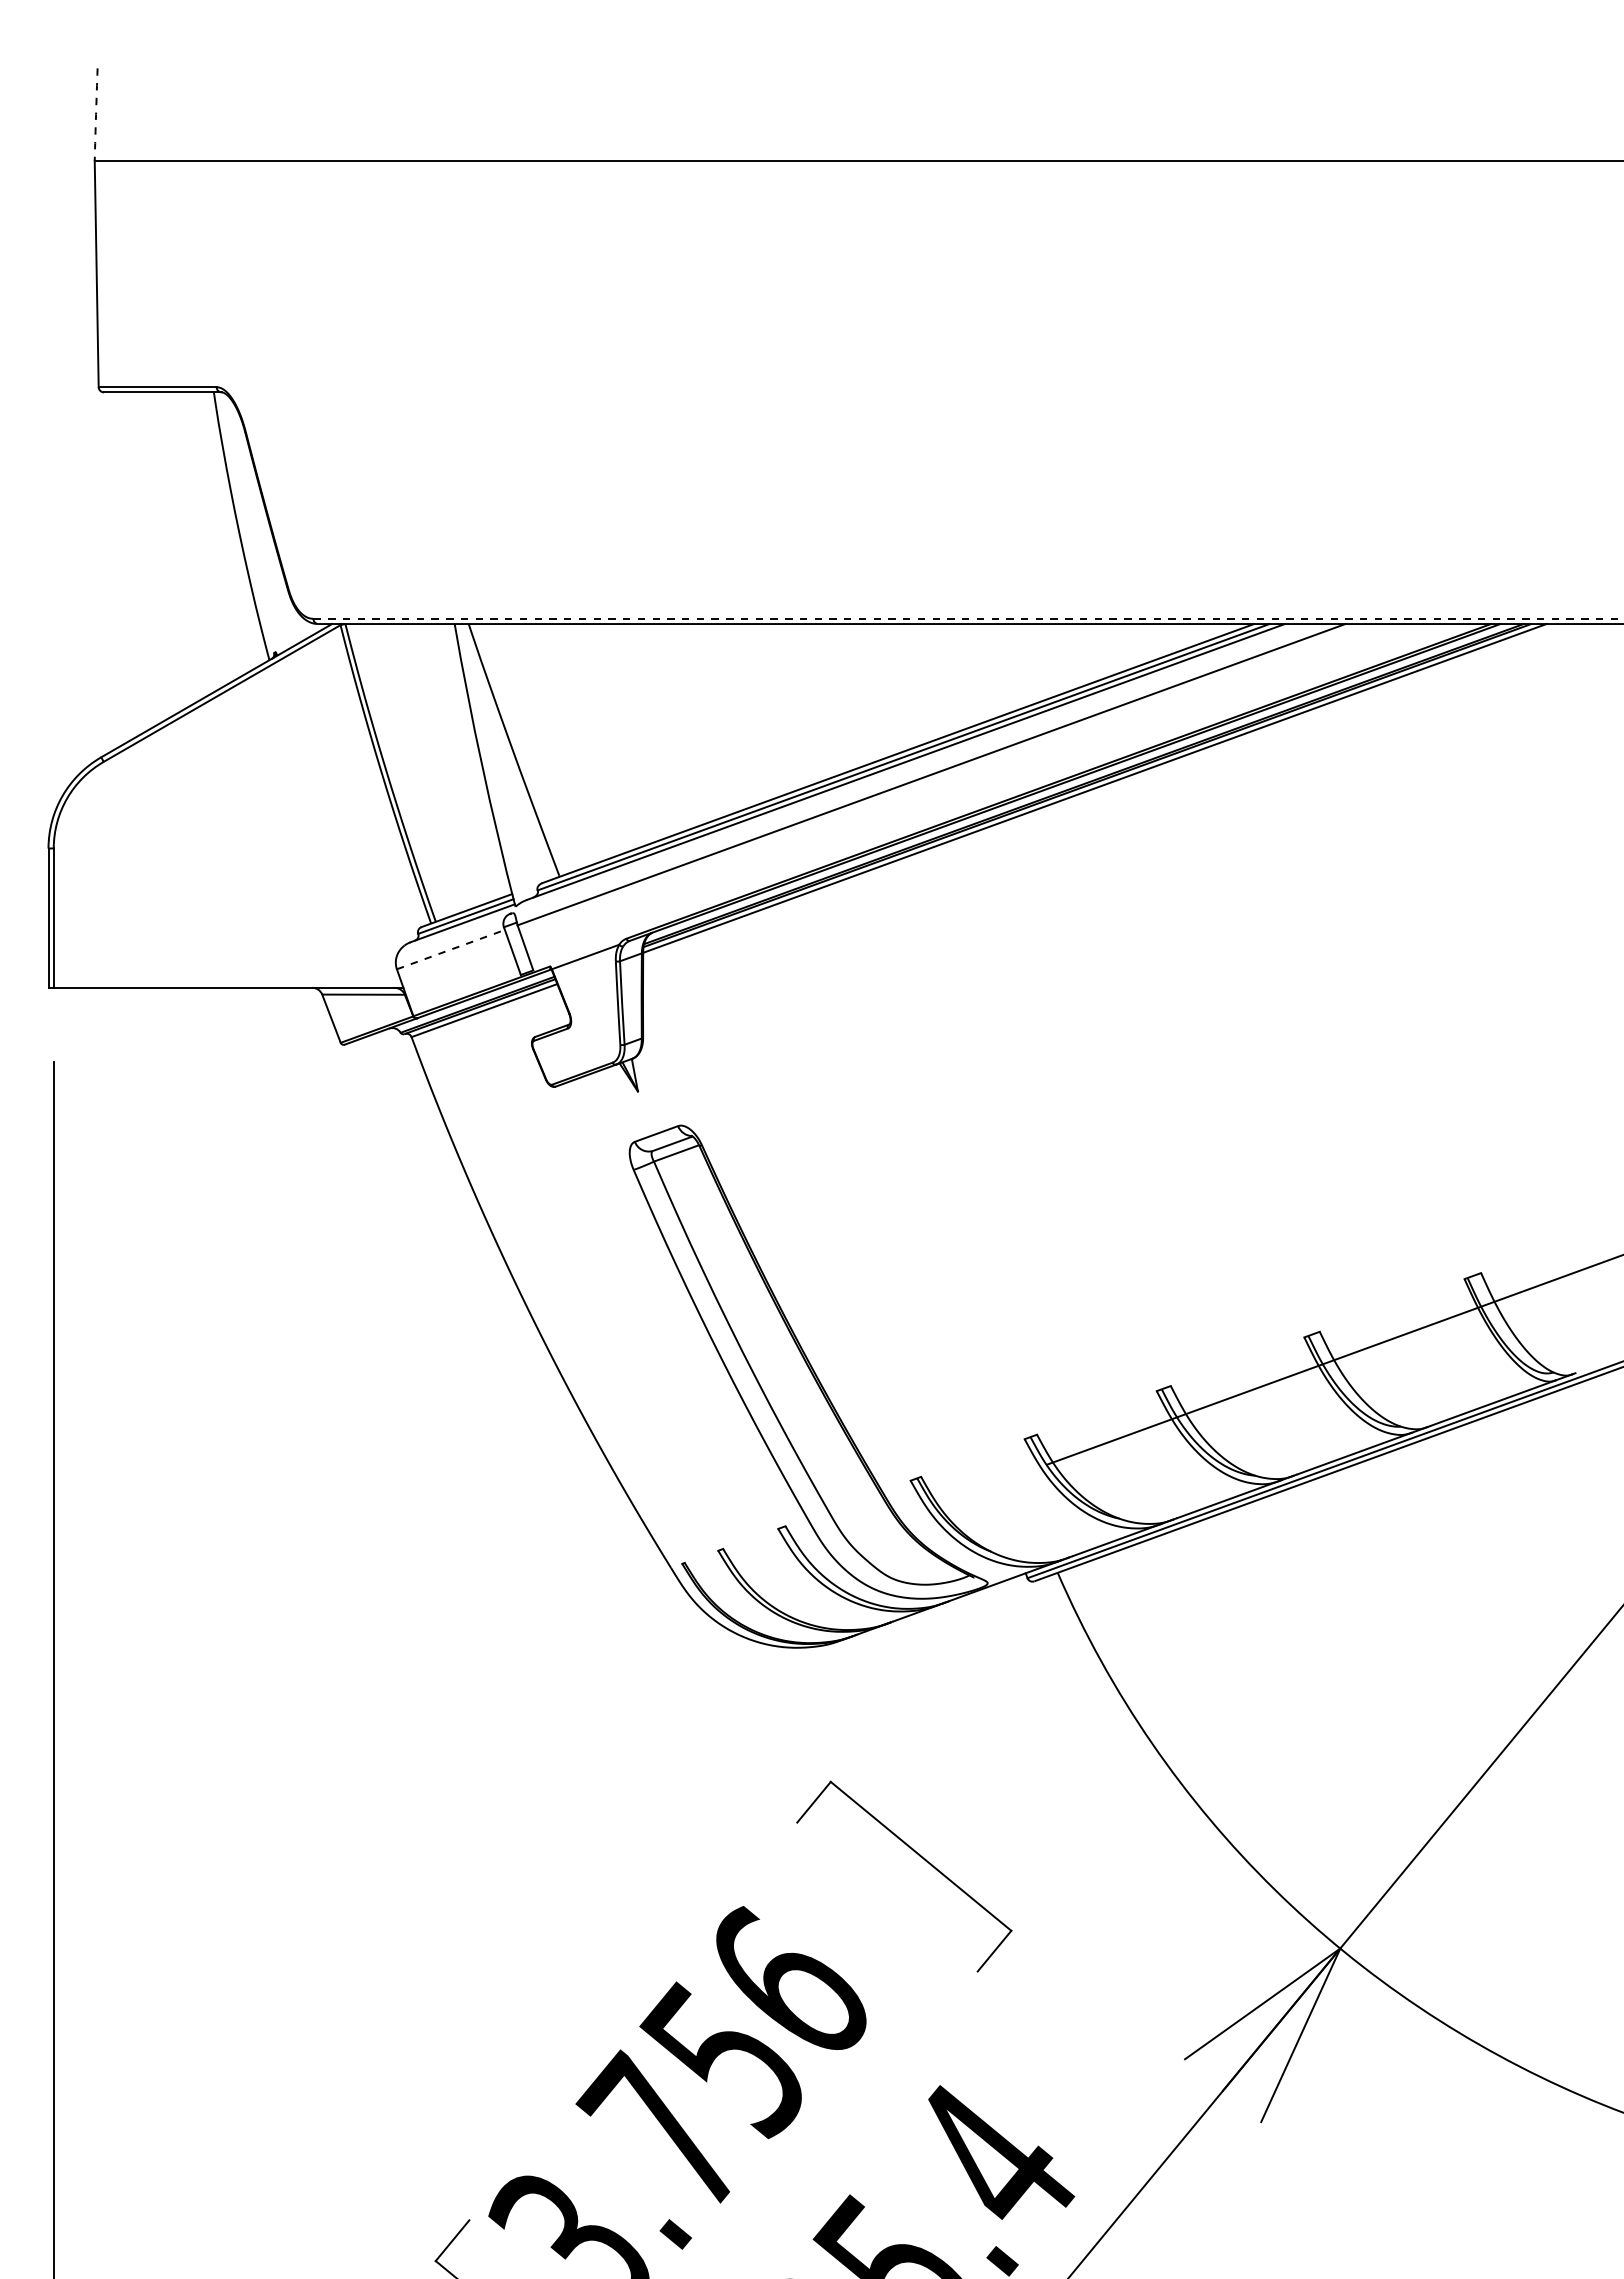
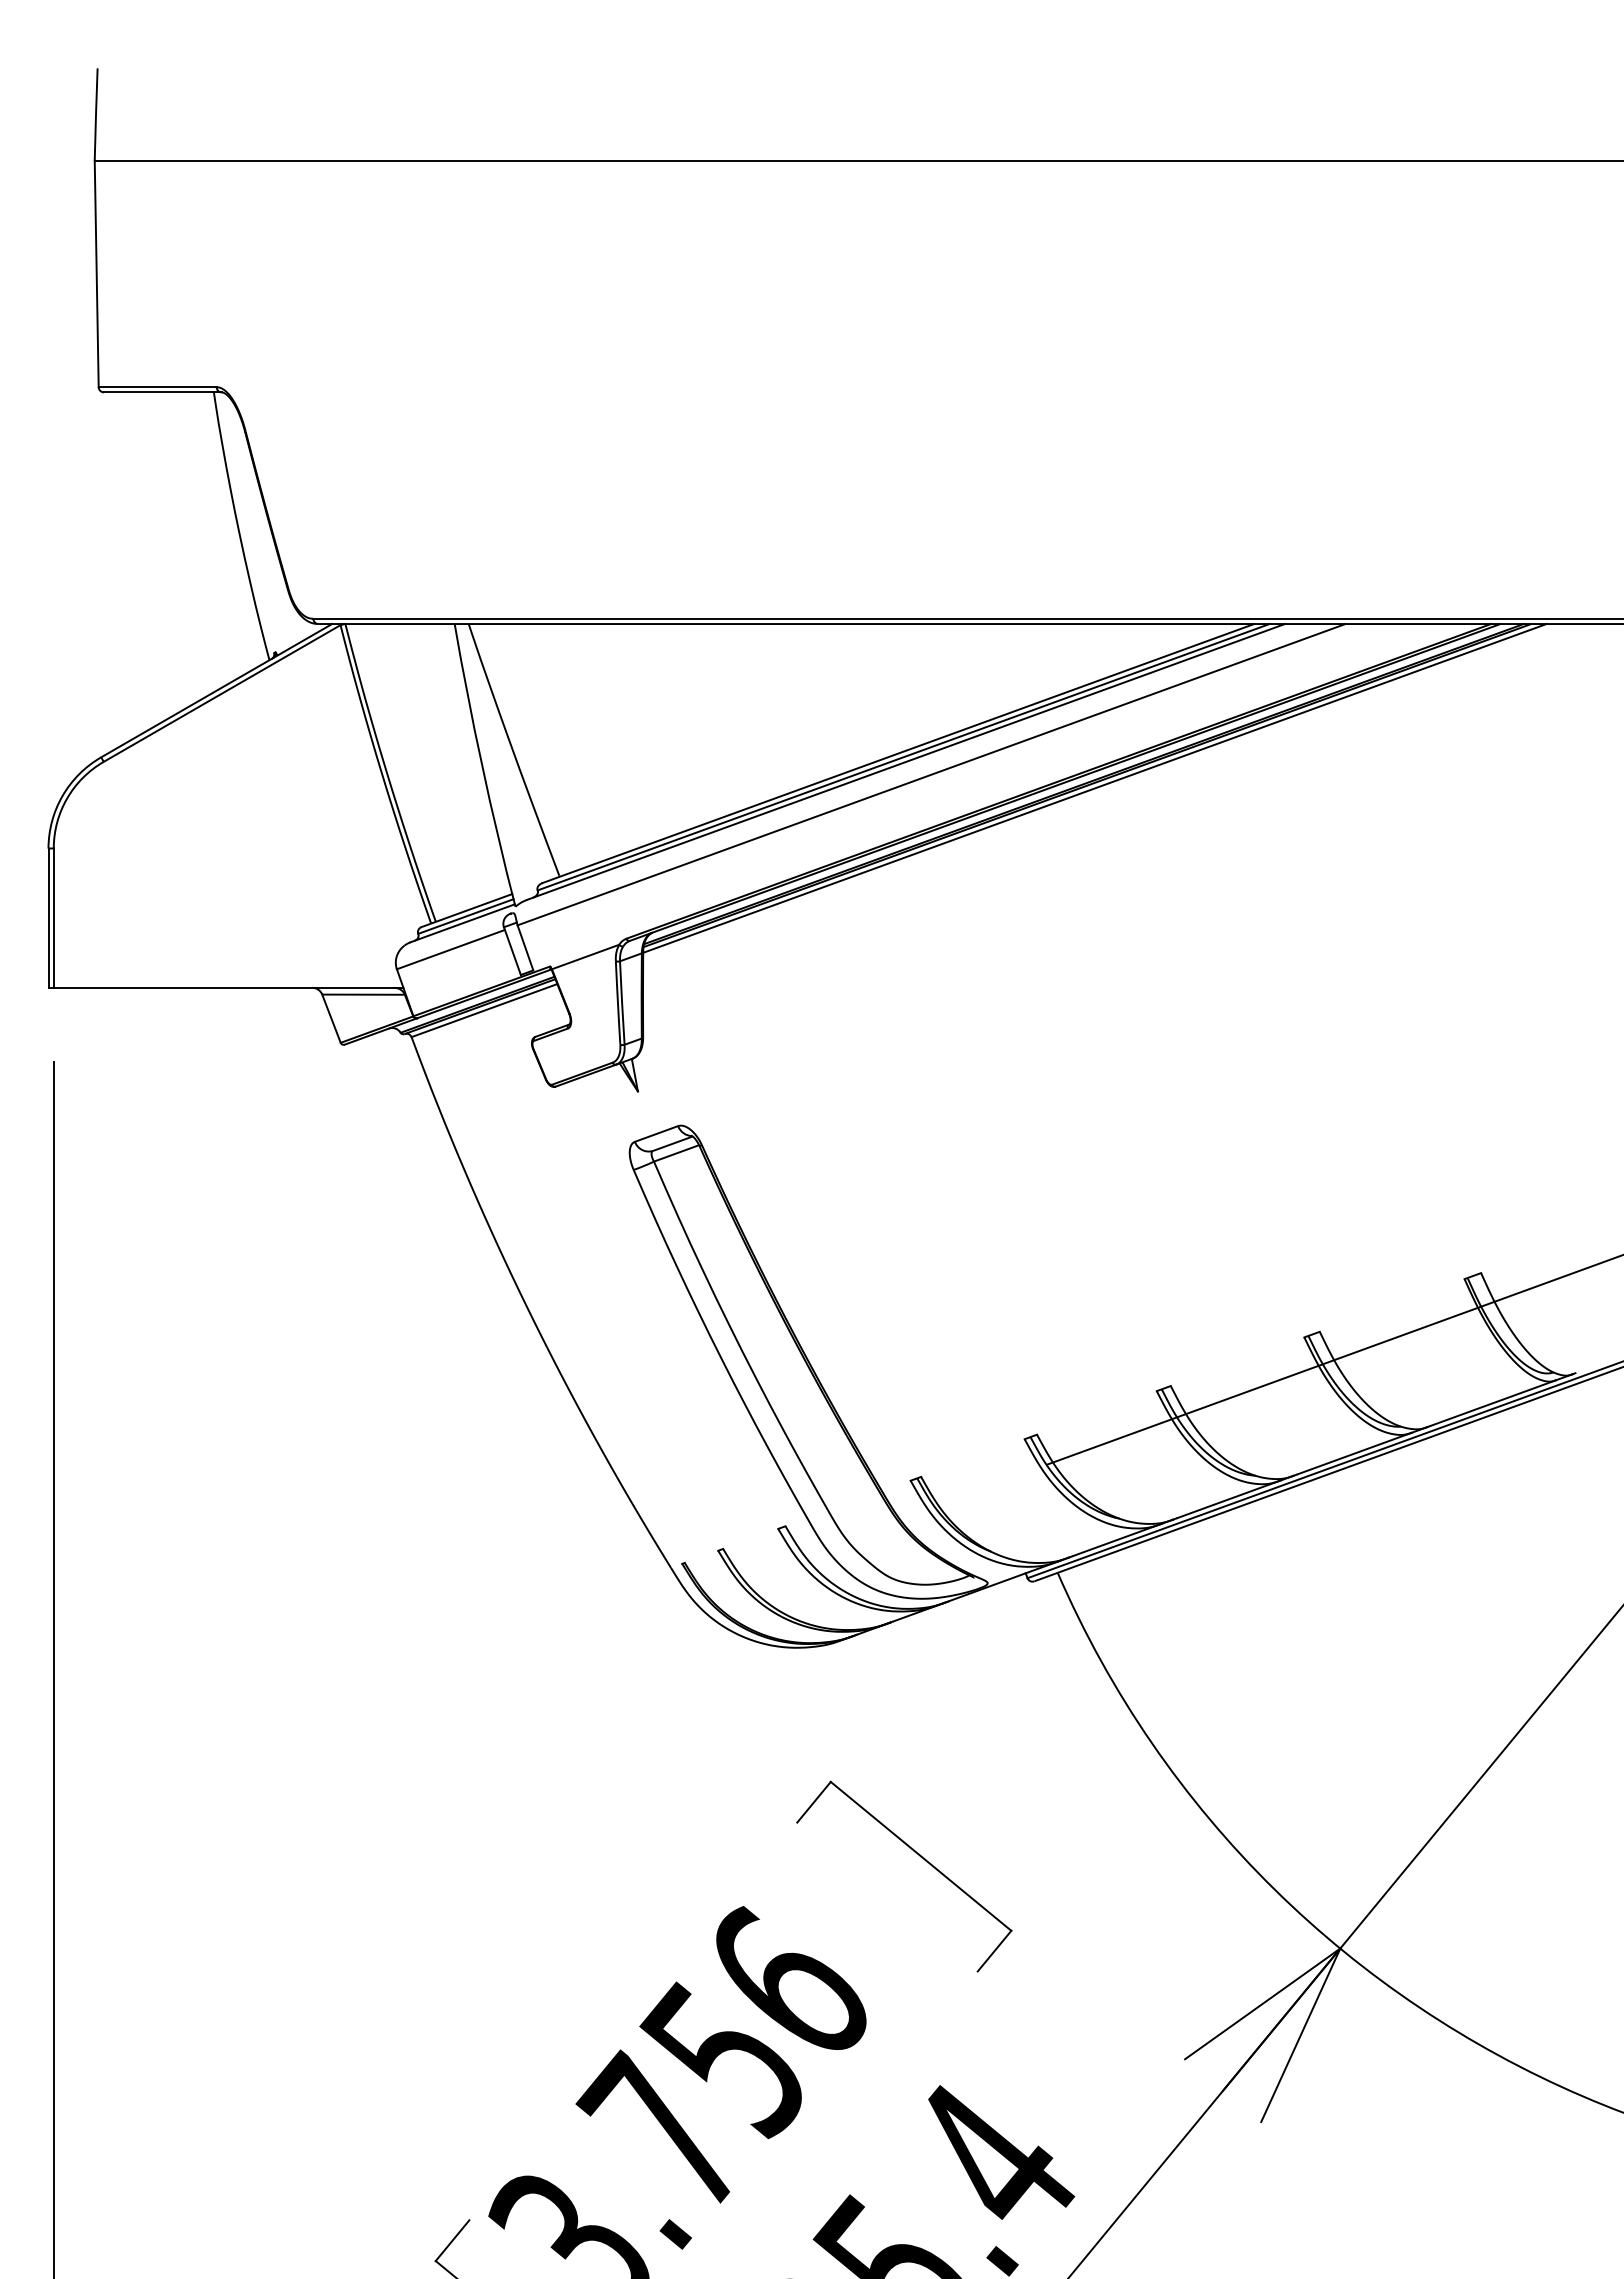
arc: dashed -> solid (96, 114)
line: dashed -> solid (968, 618)
line: dashed -> solid (451, 949)
